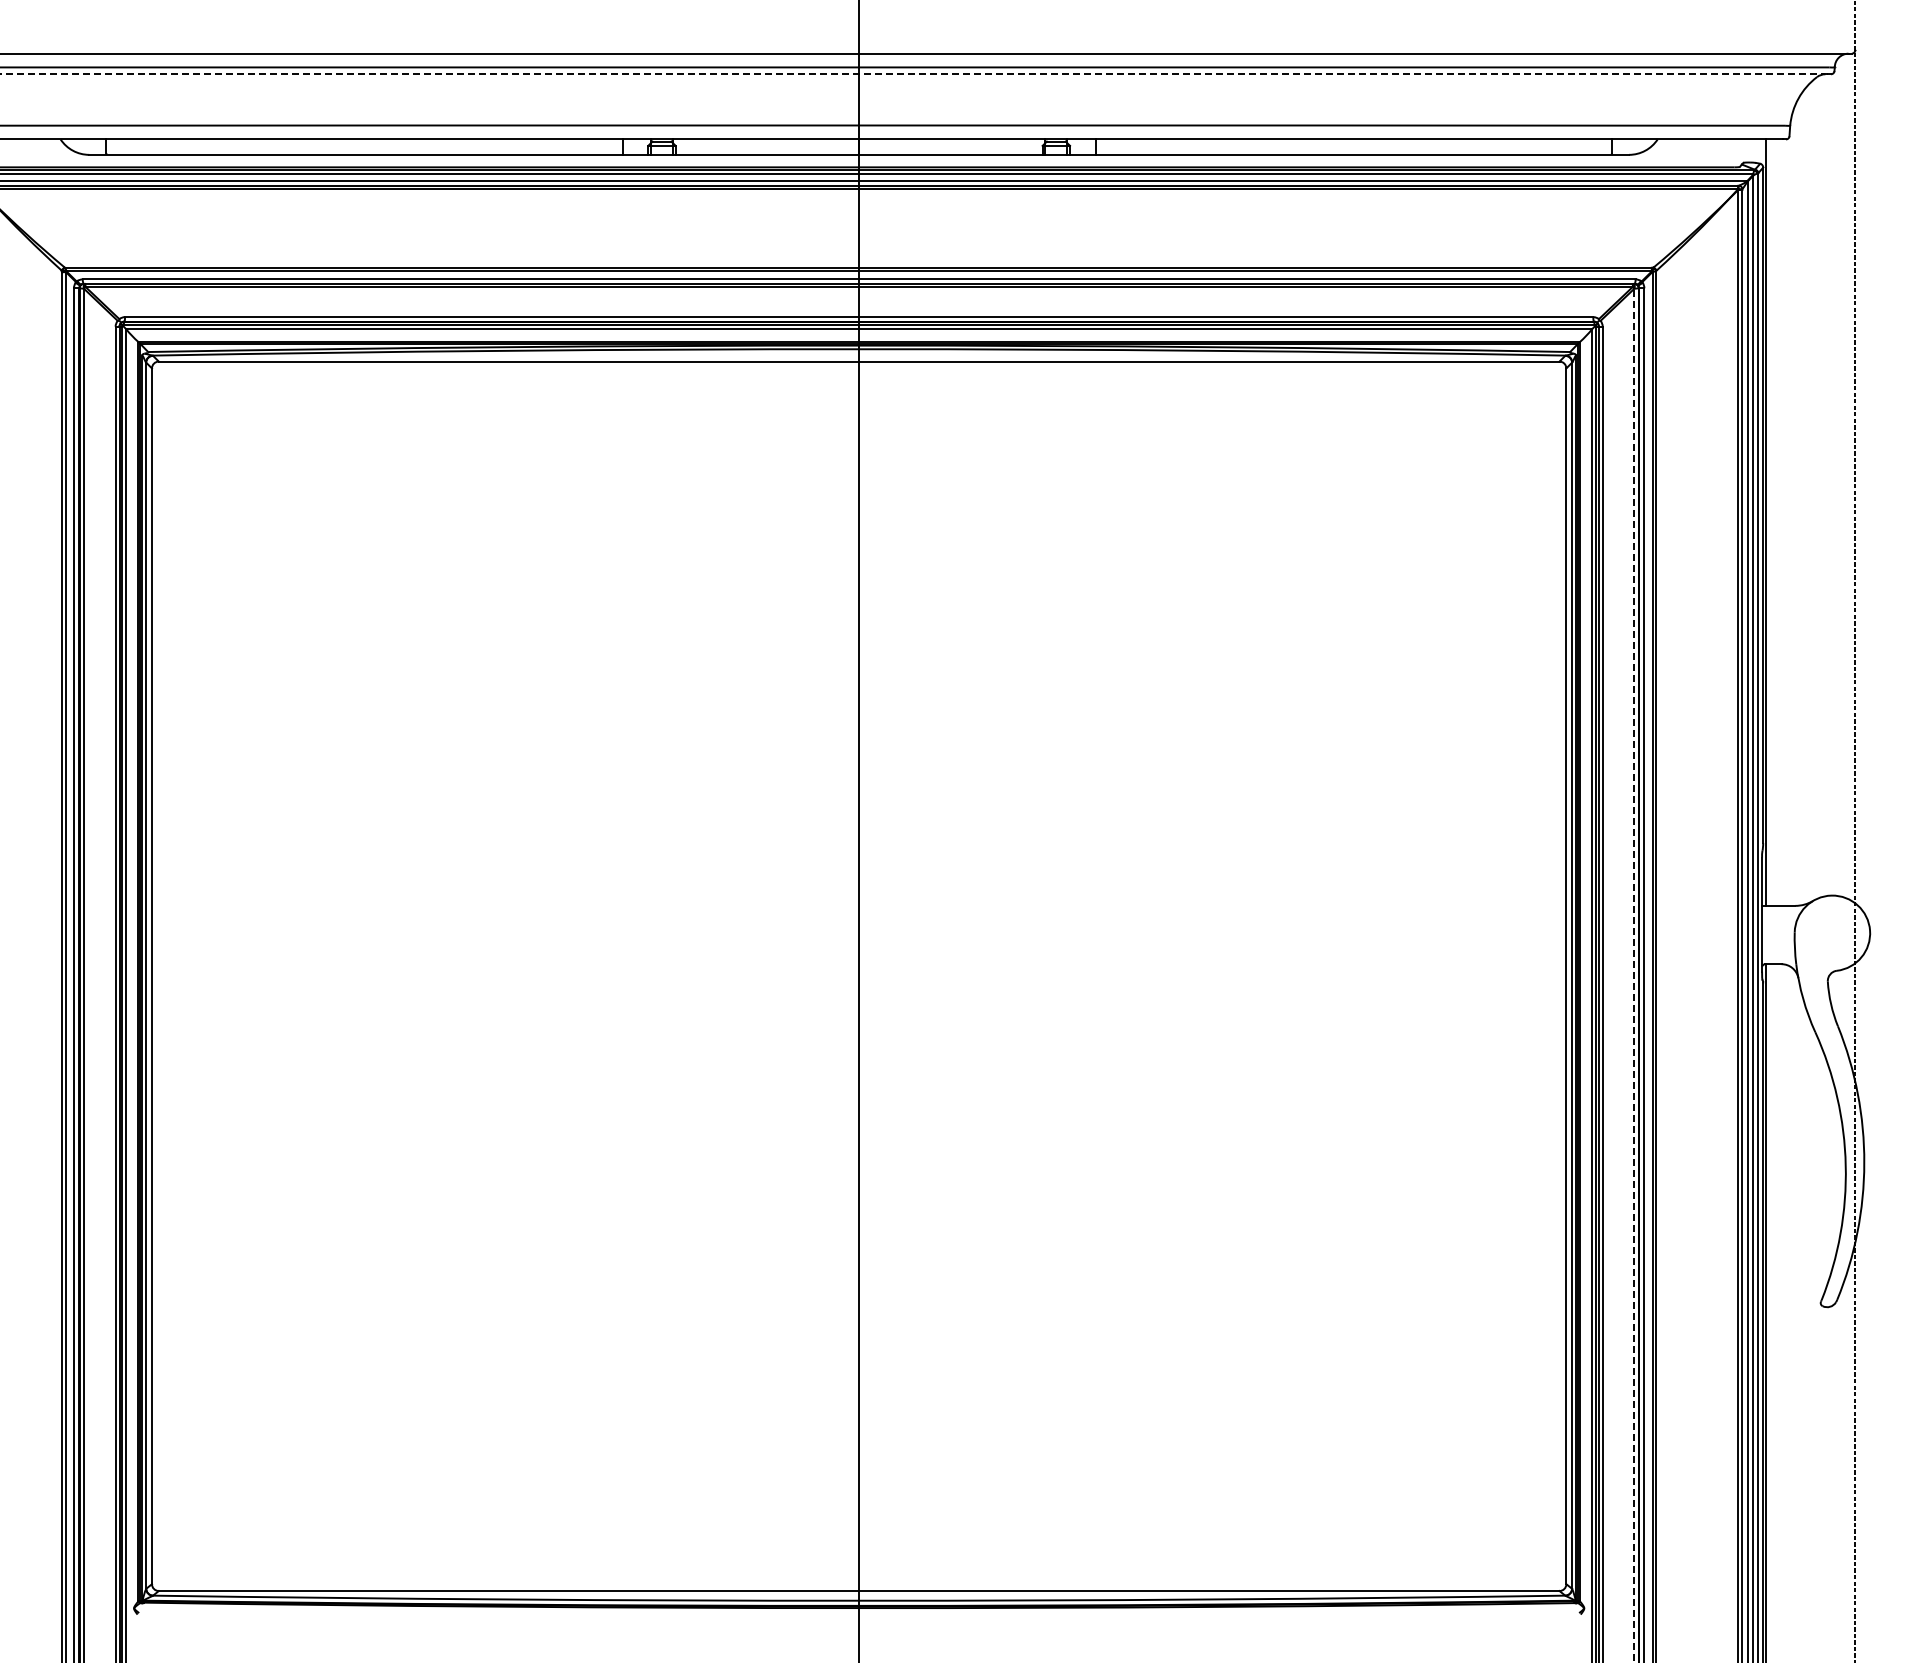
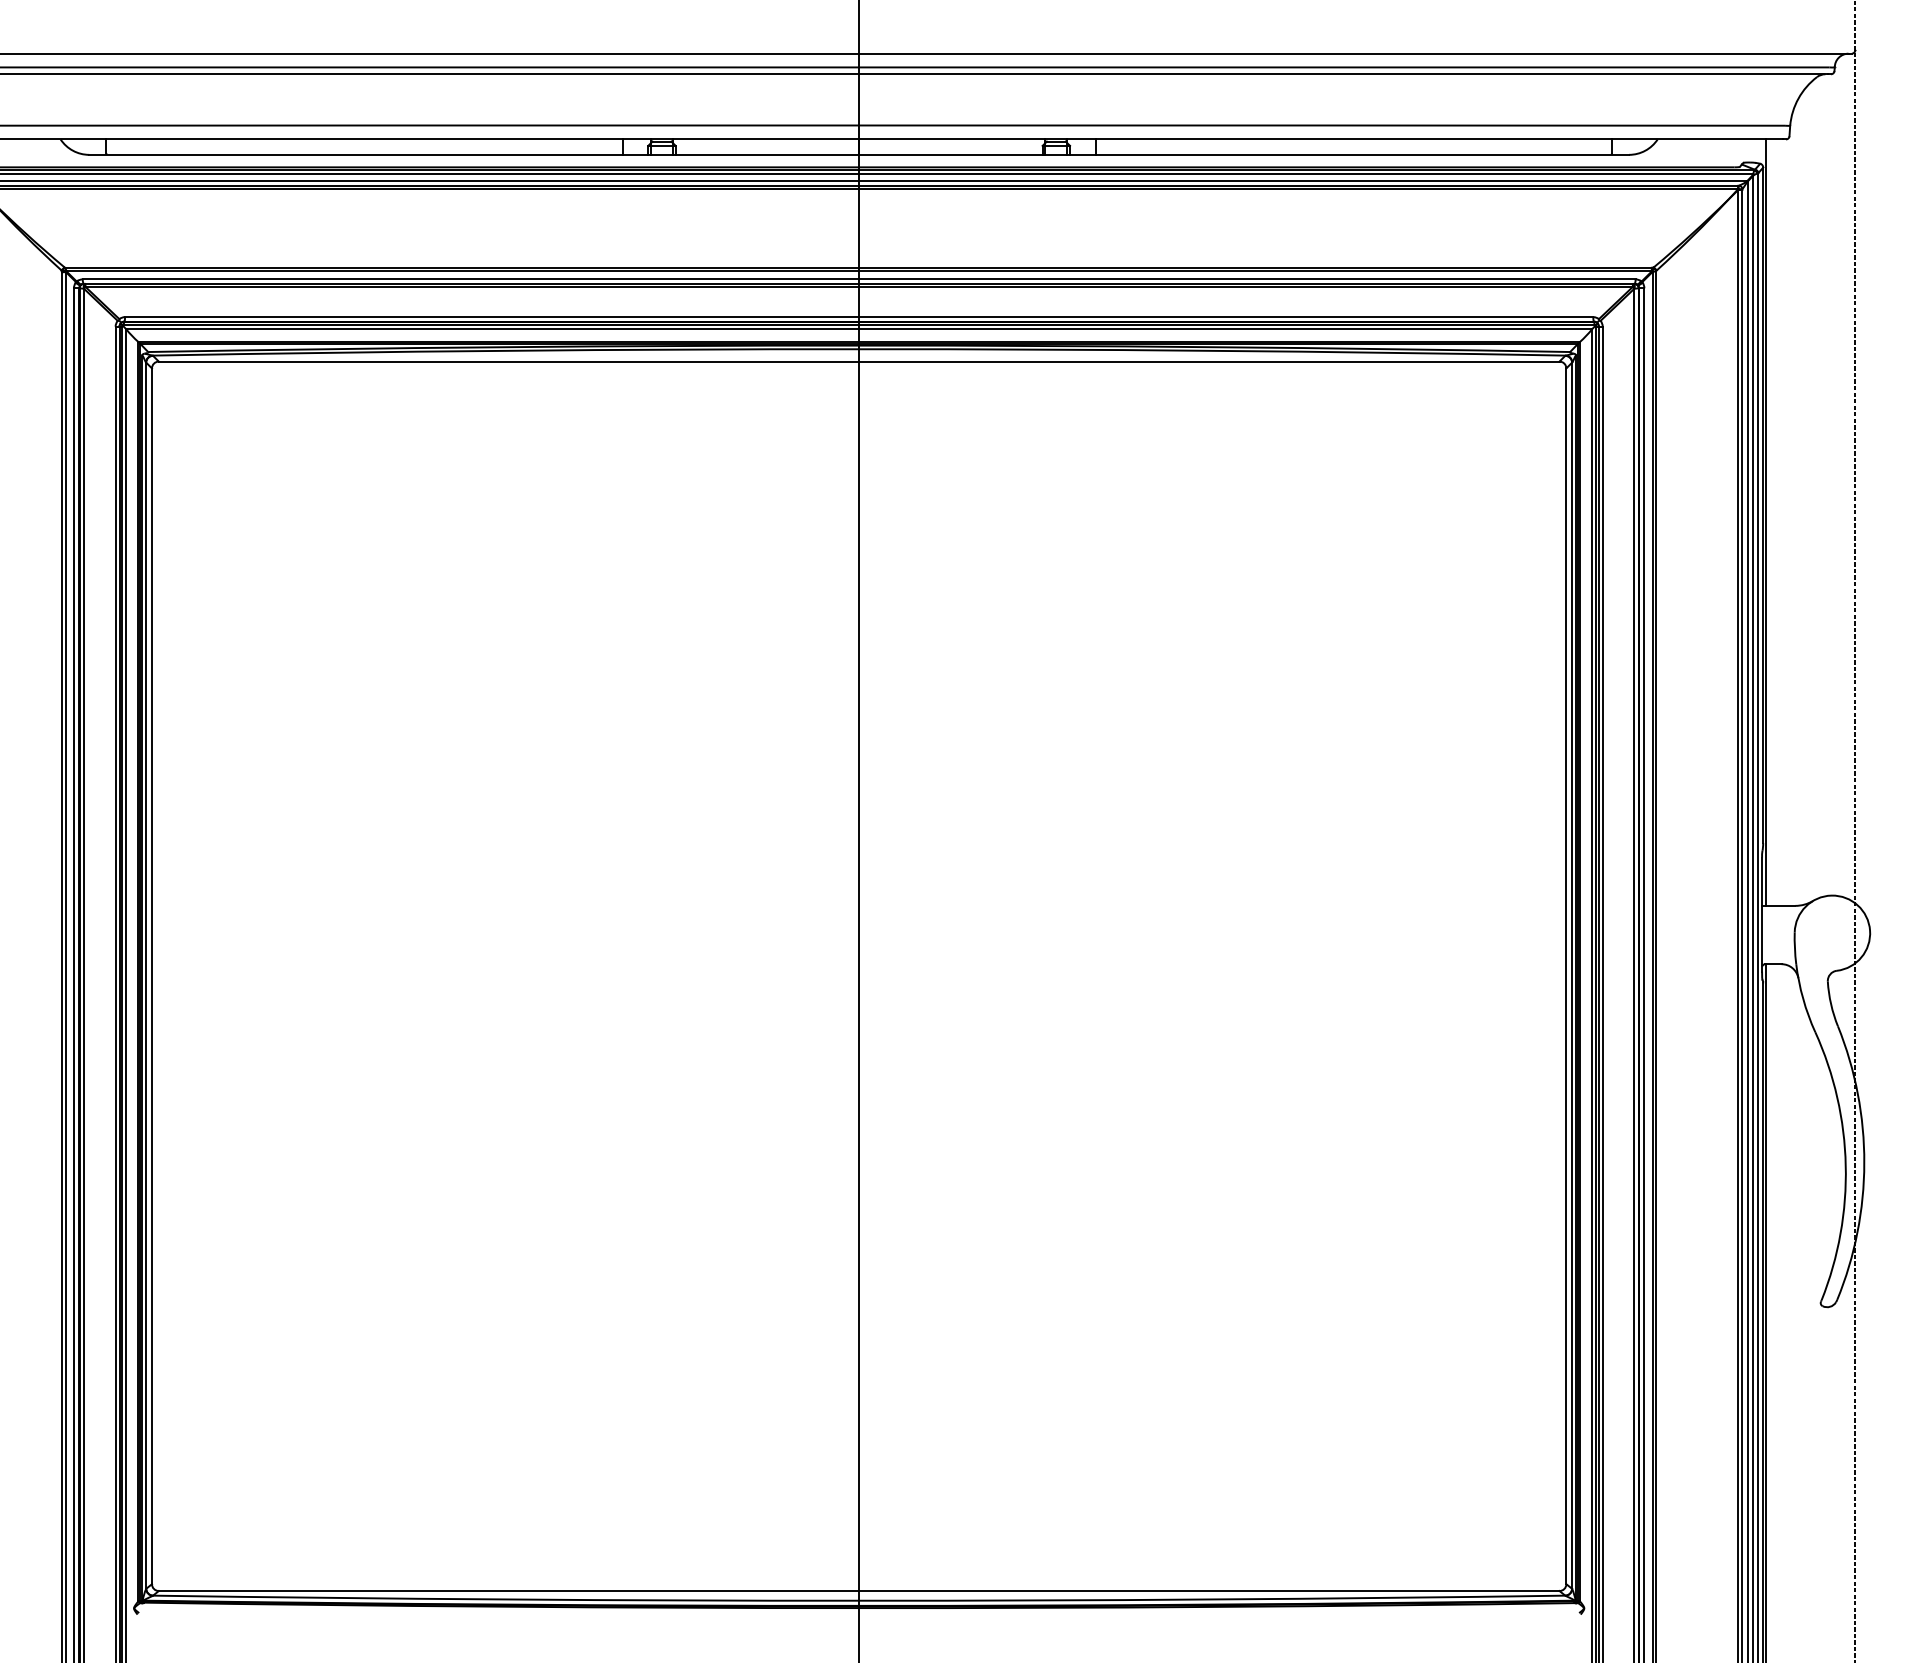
line: dashed -> solid (914, 74)
line: dashed -> solid (1634, 975)
